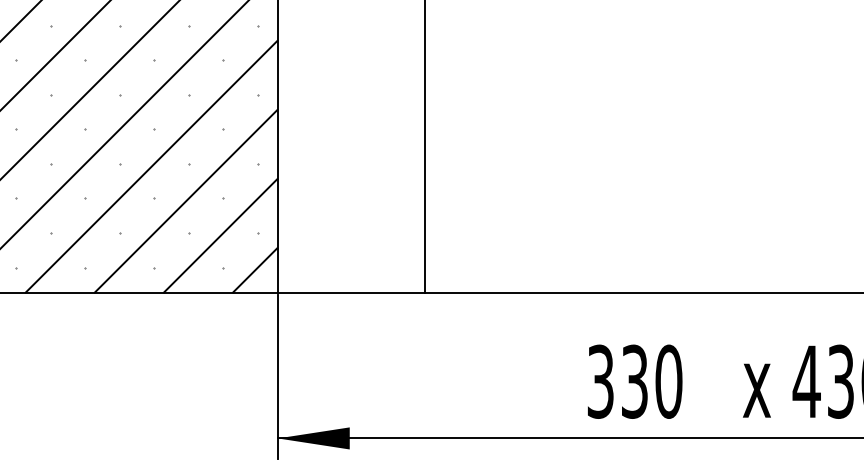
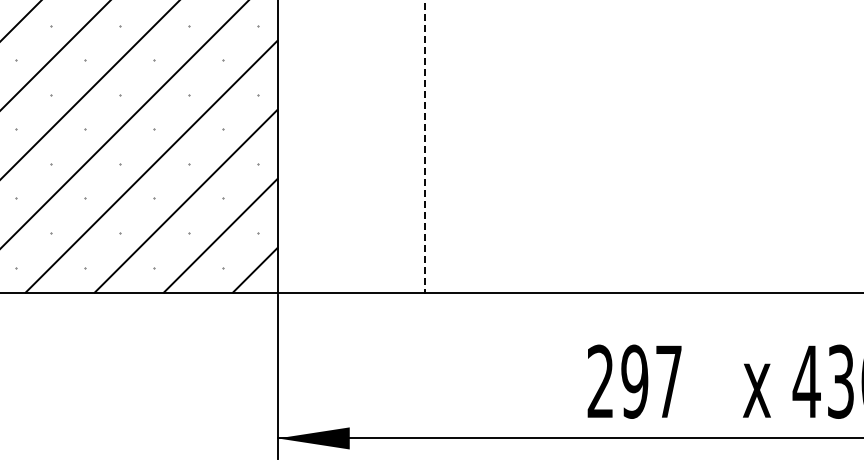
line: solid -> dashed (424, 147)
text: 330 -> 297 (634, 381)
